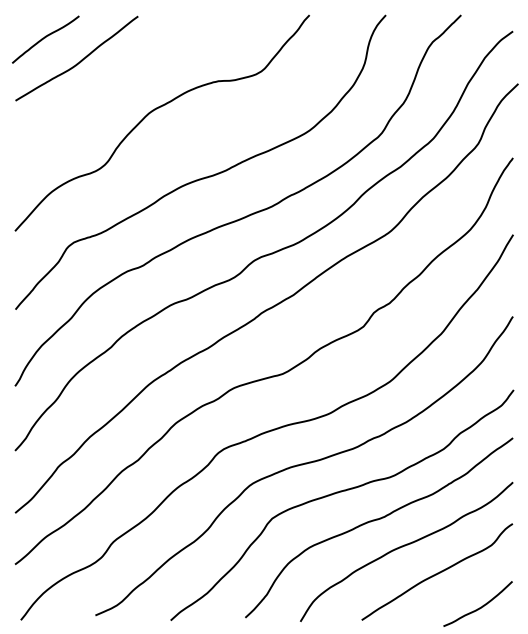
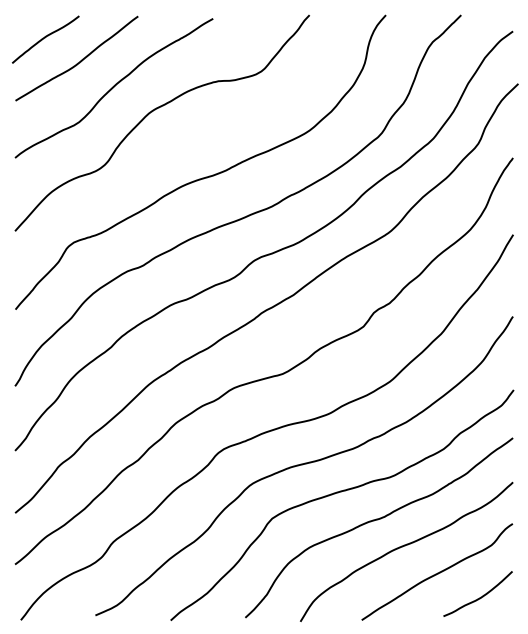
curve: none -> present (113, 88)
curve position: (479, 607) -> (479, 597) (479, 597)
